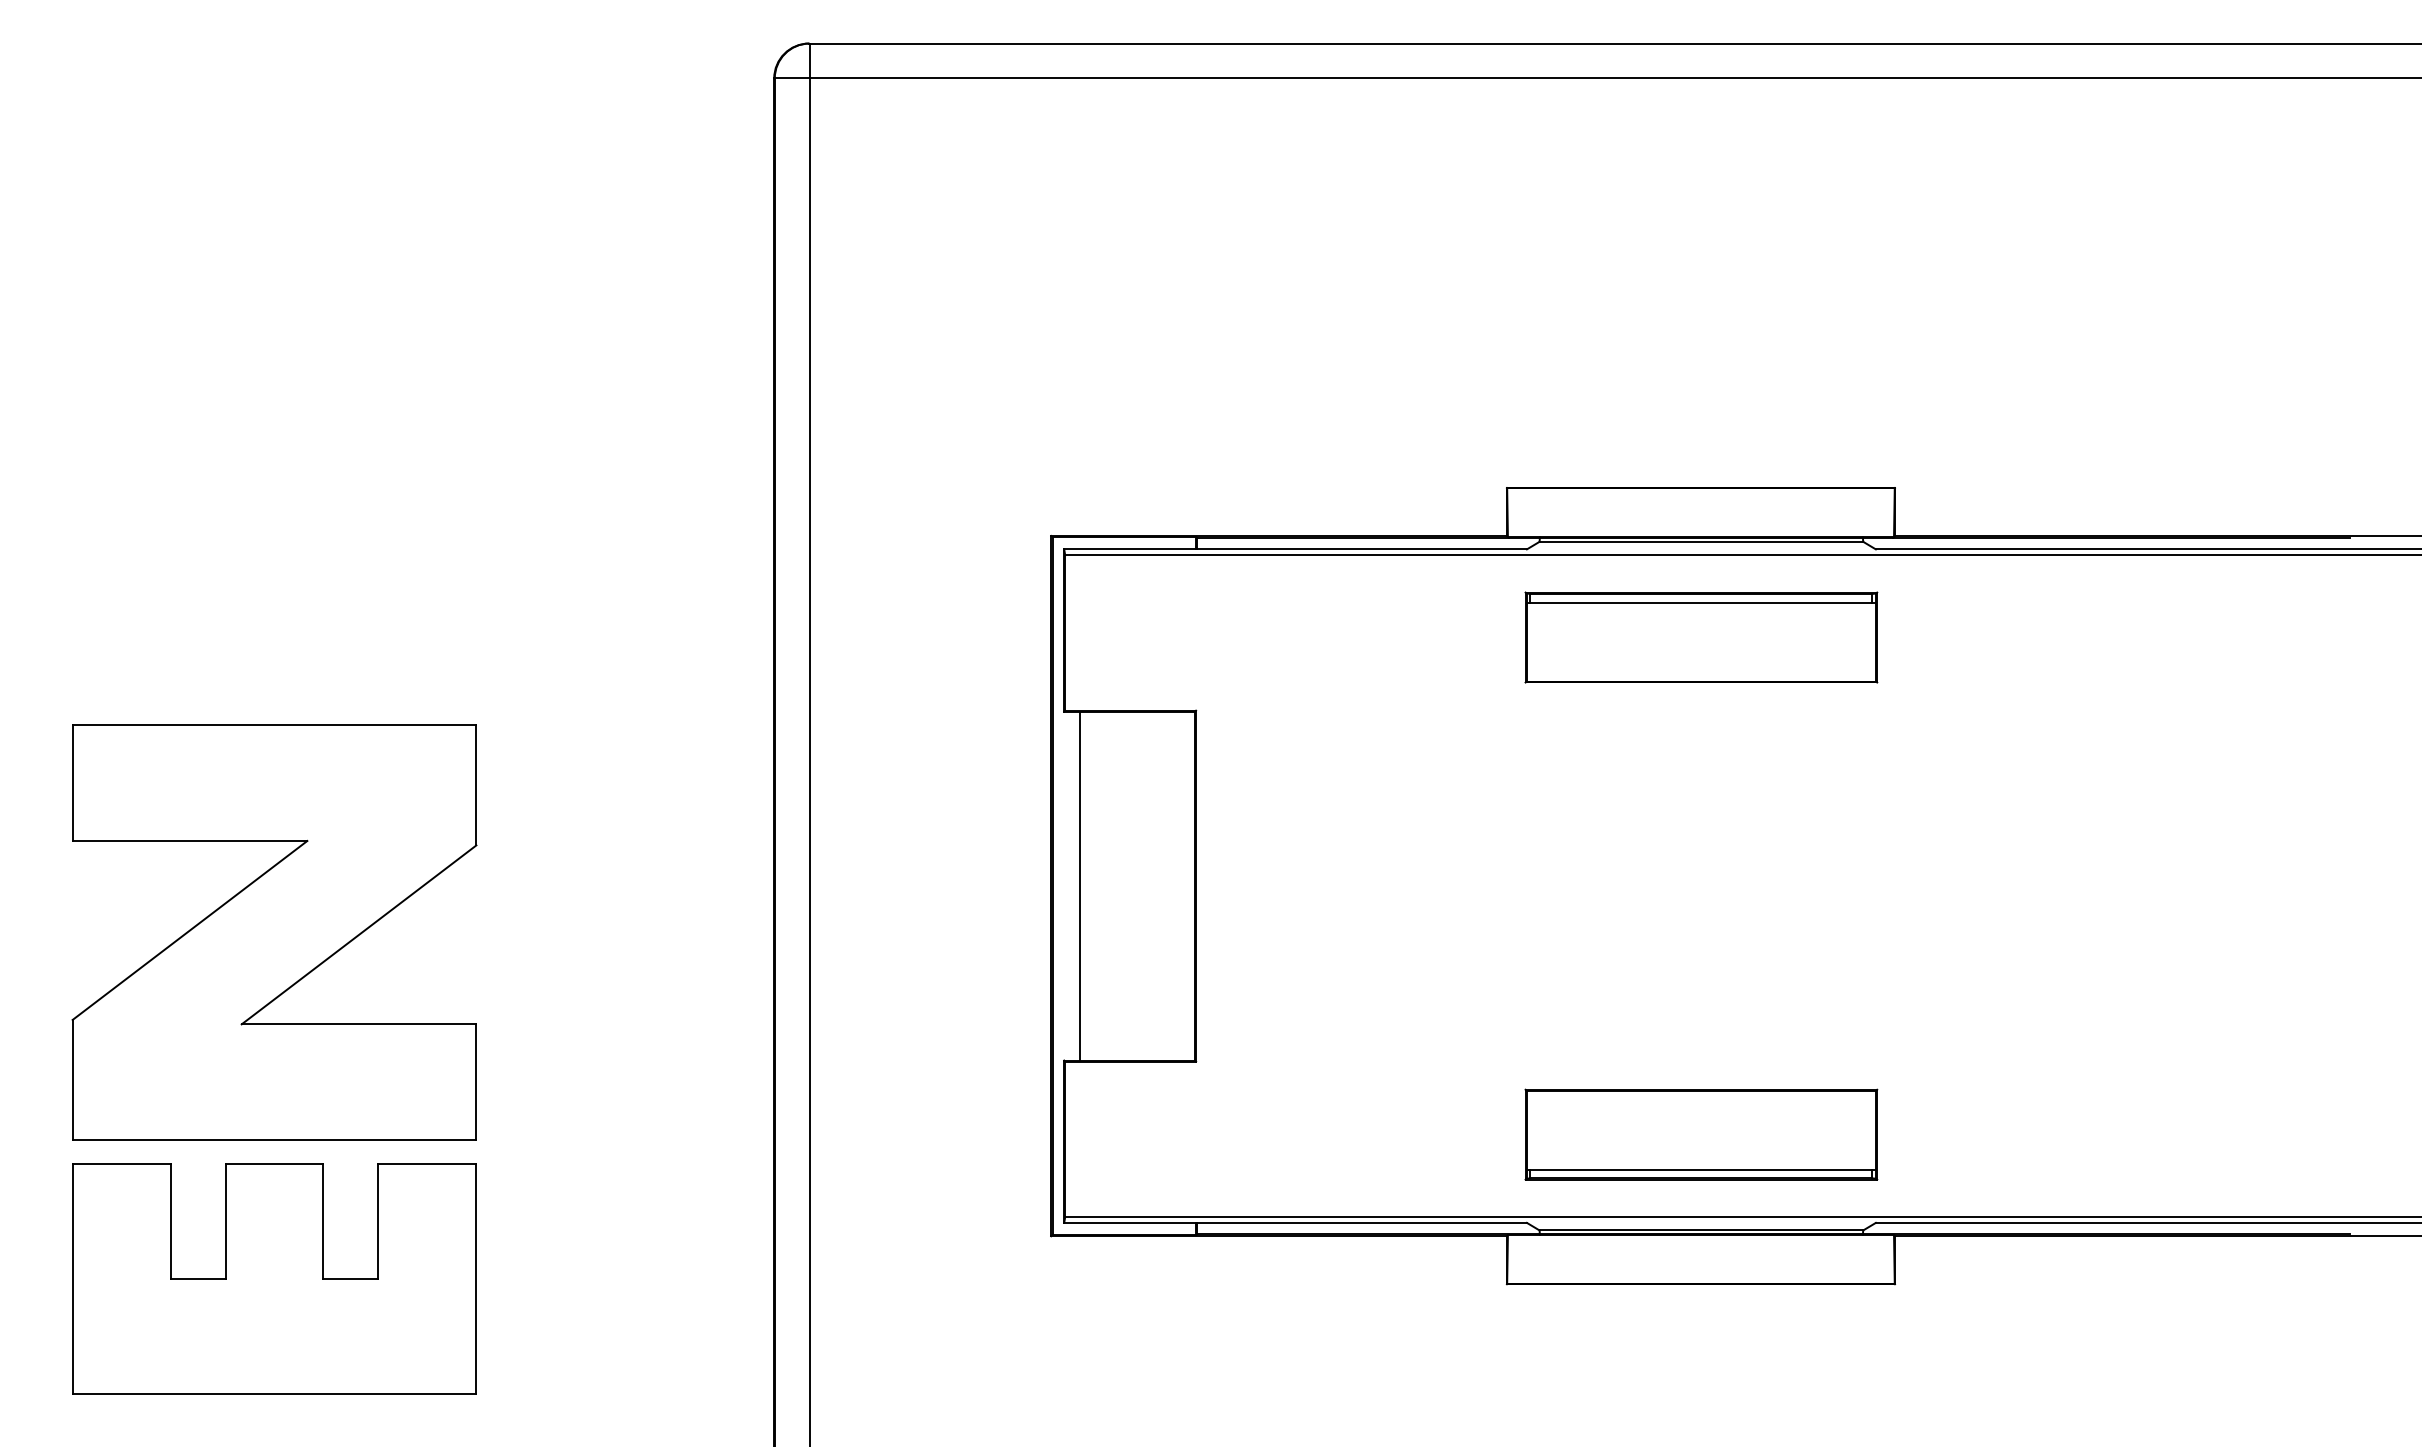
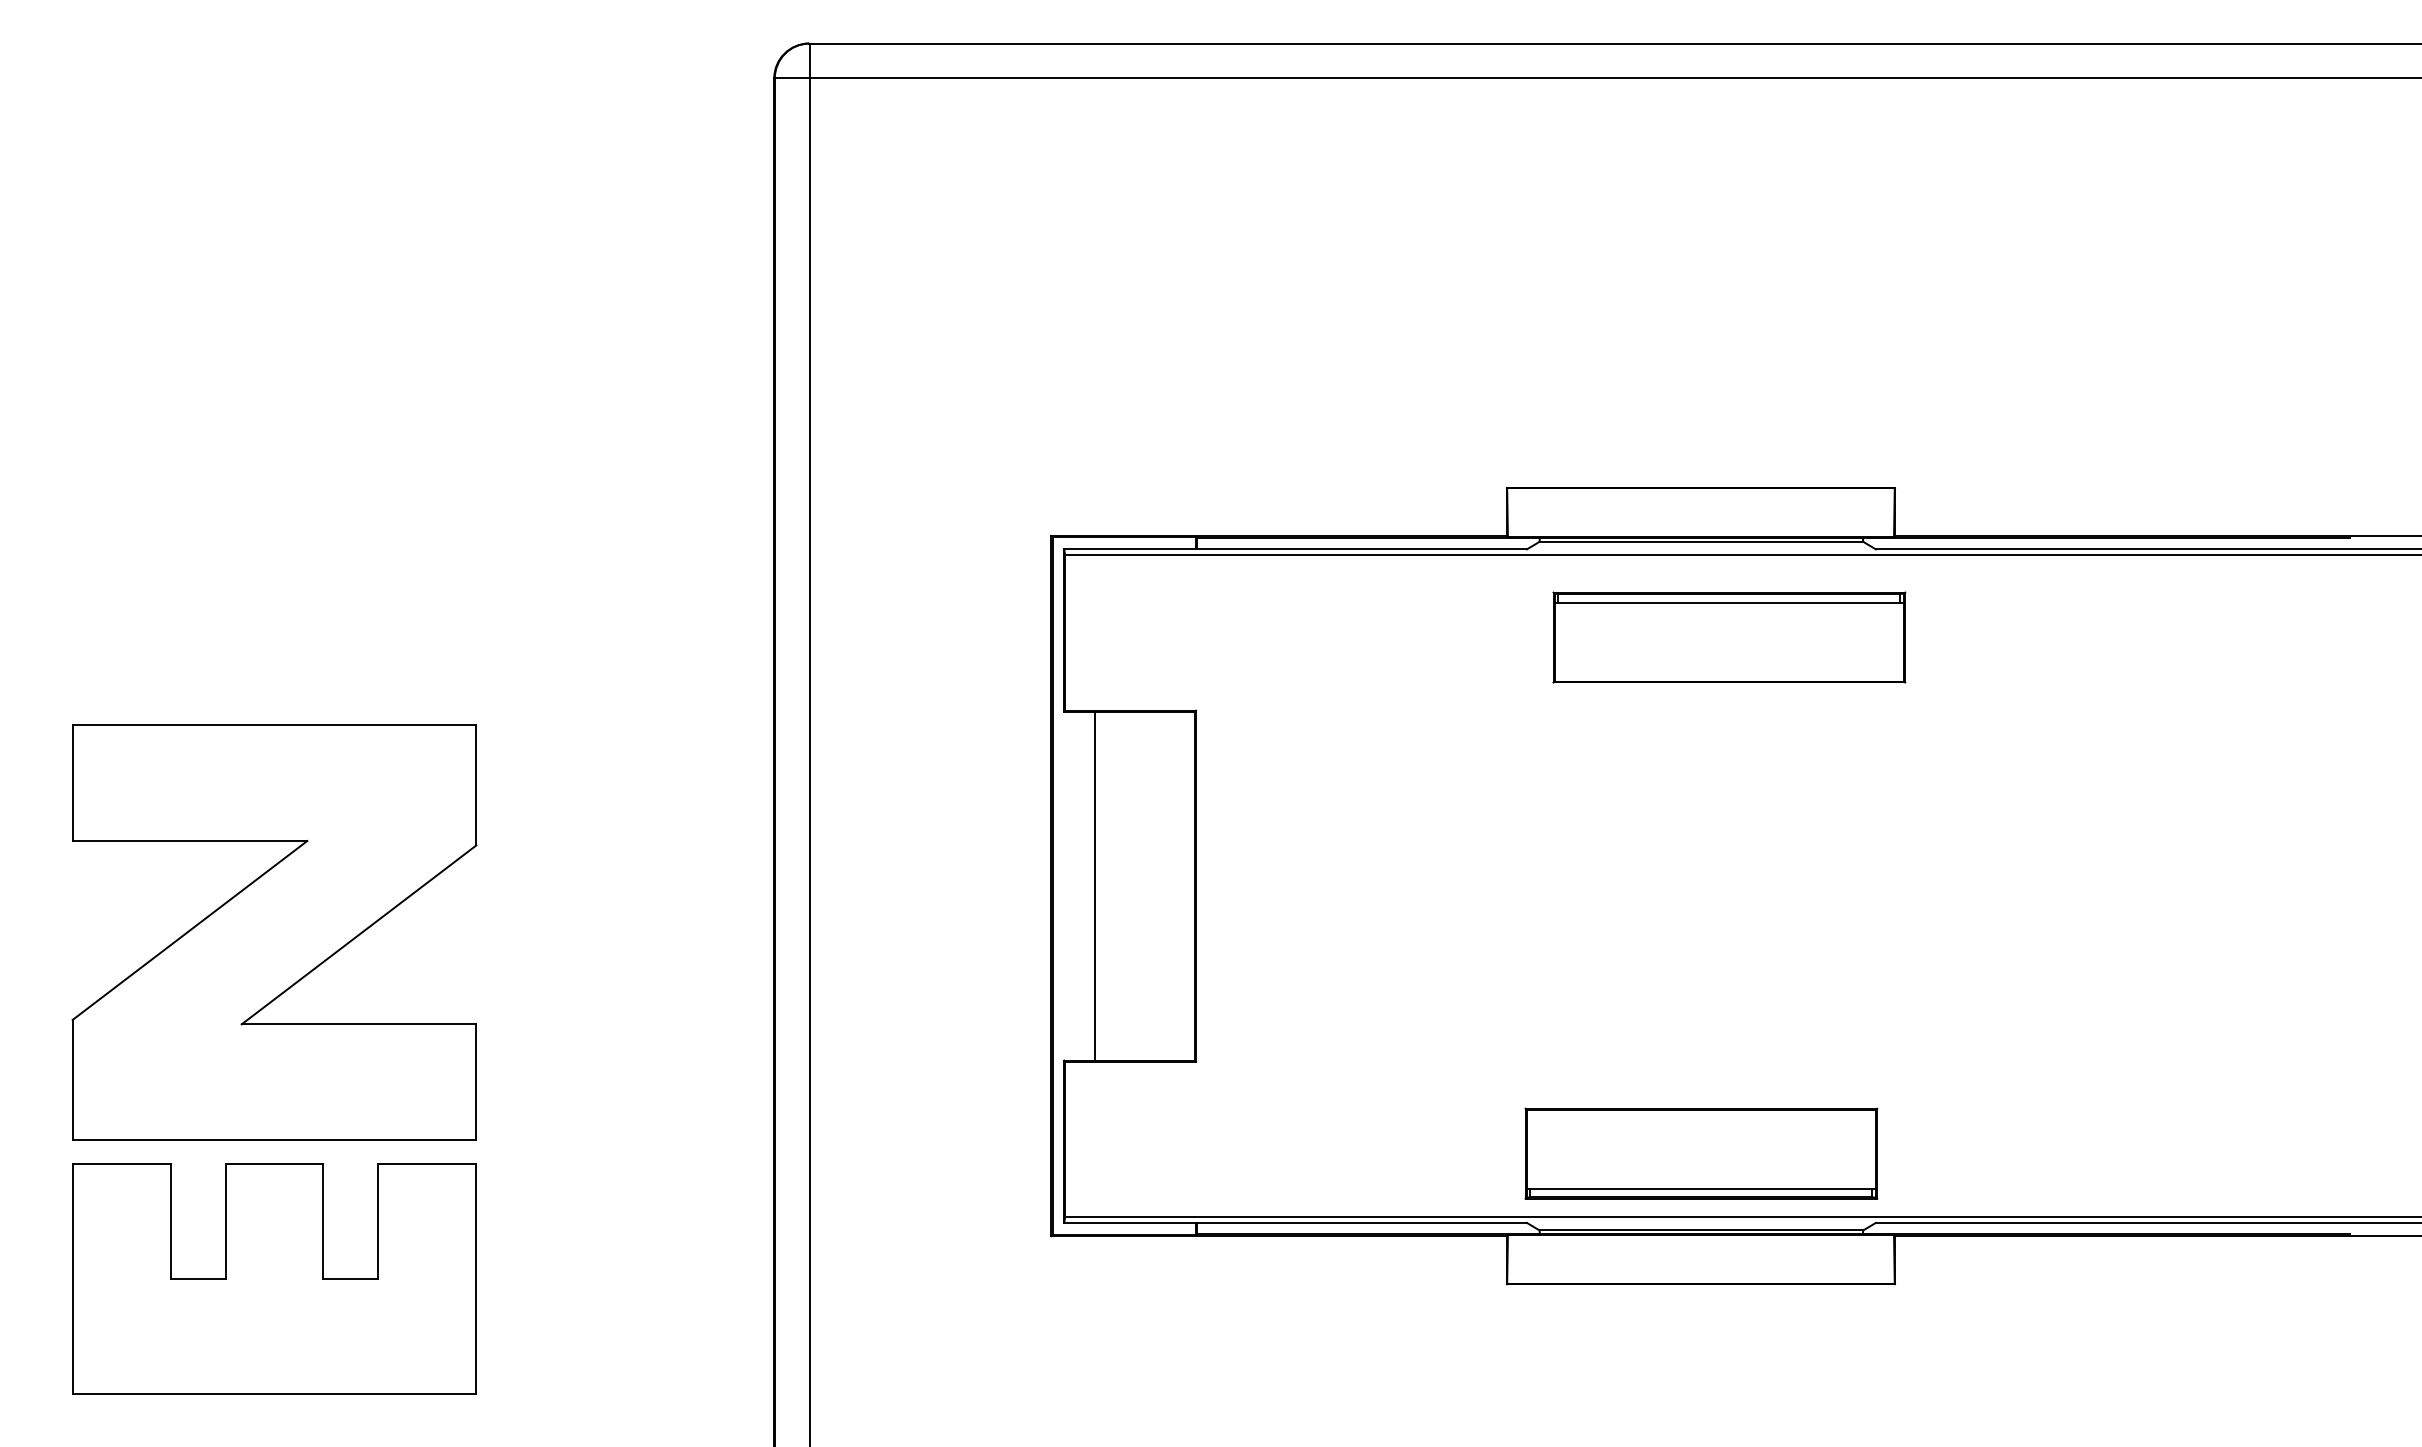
part position: (1701, 637) -> (1729, 637) (1729, 637)
line position: (1079, 885) -> (1094, 885) (1094, 885)
part position: (1701, 1134) -> (1701, 1153) (1701, 1153)
